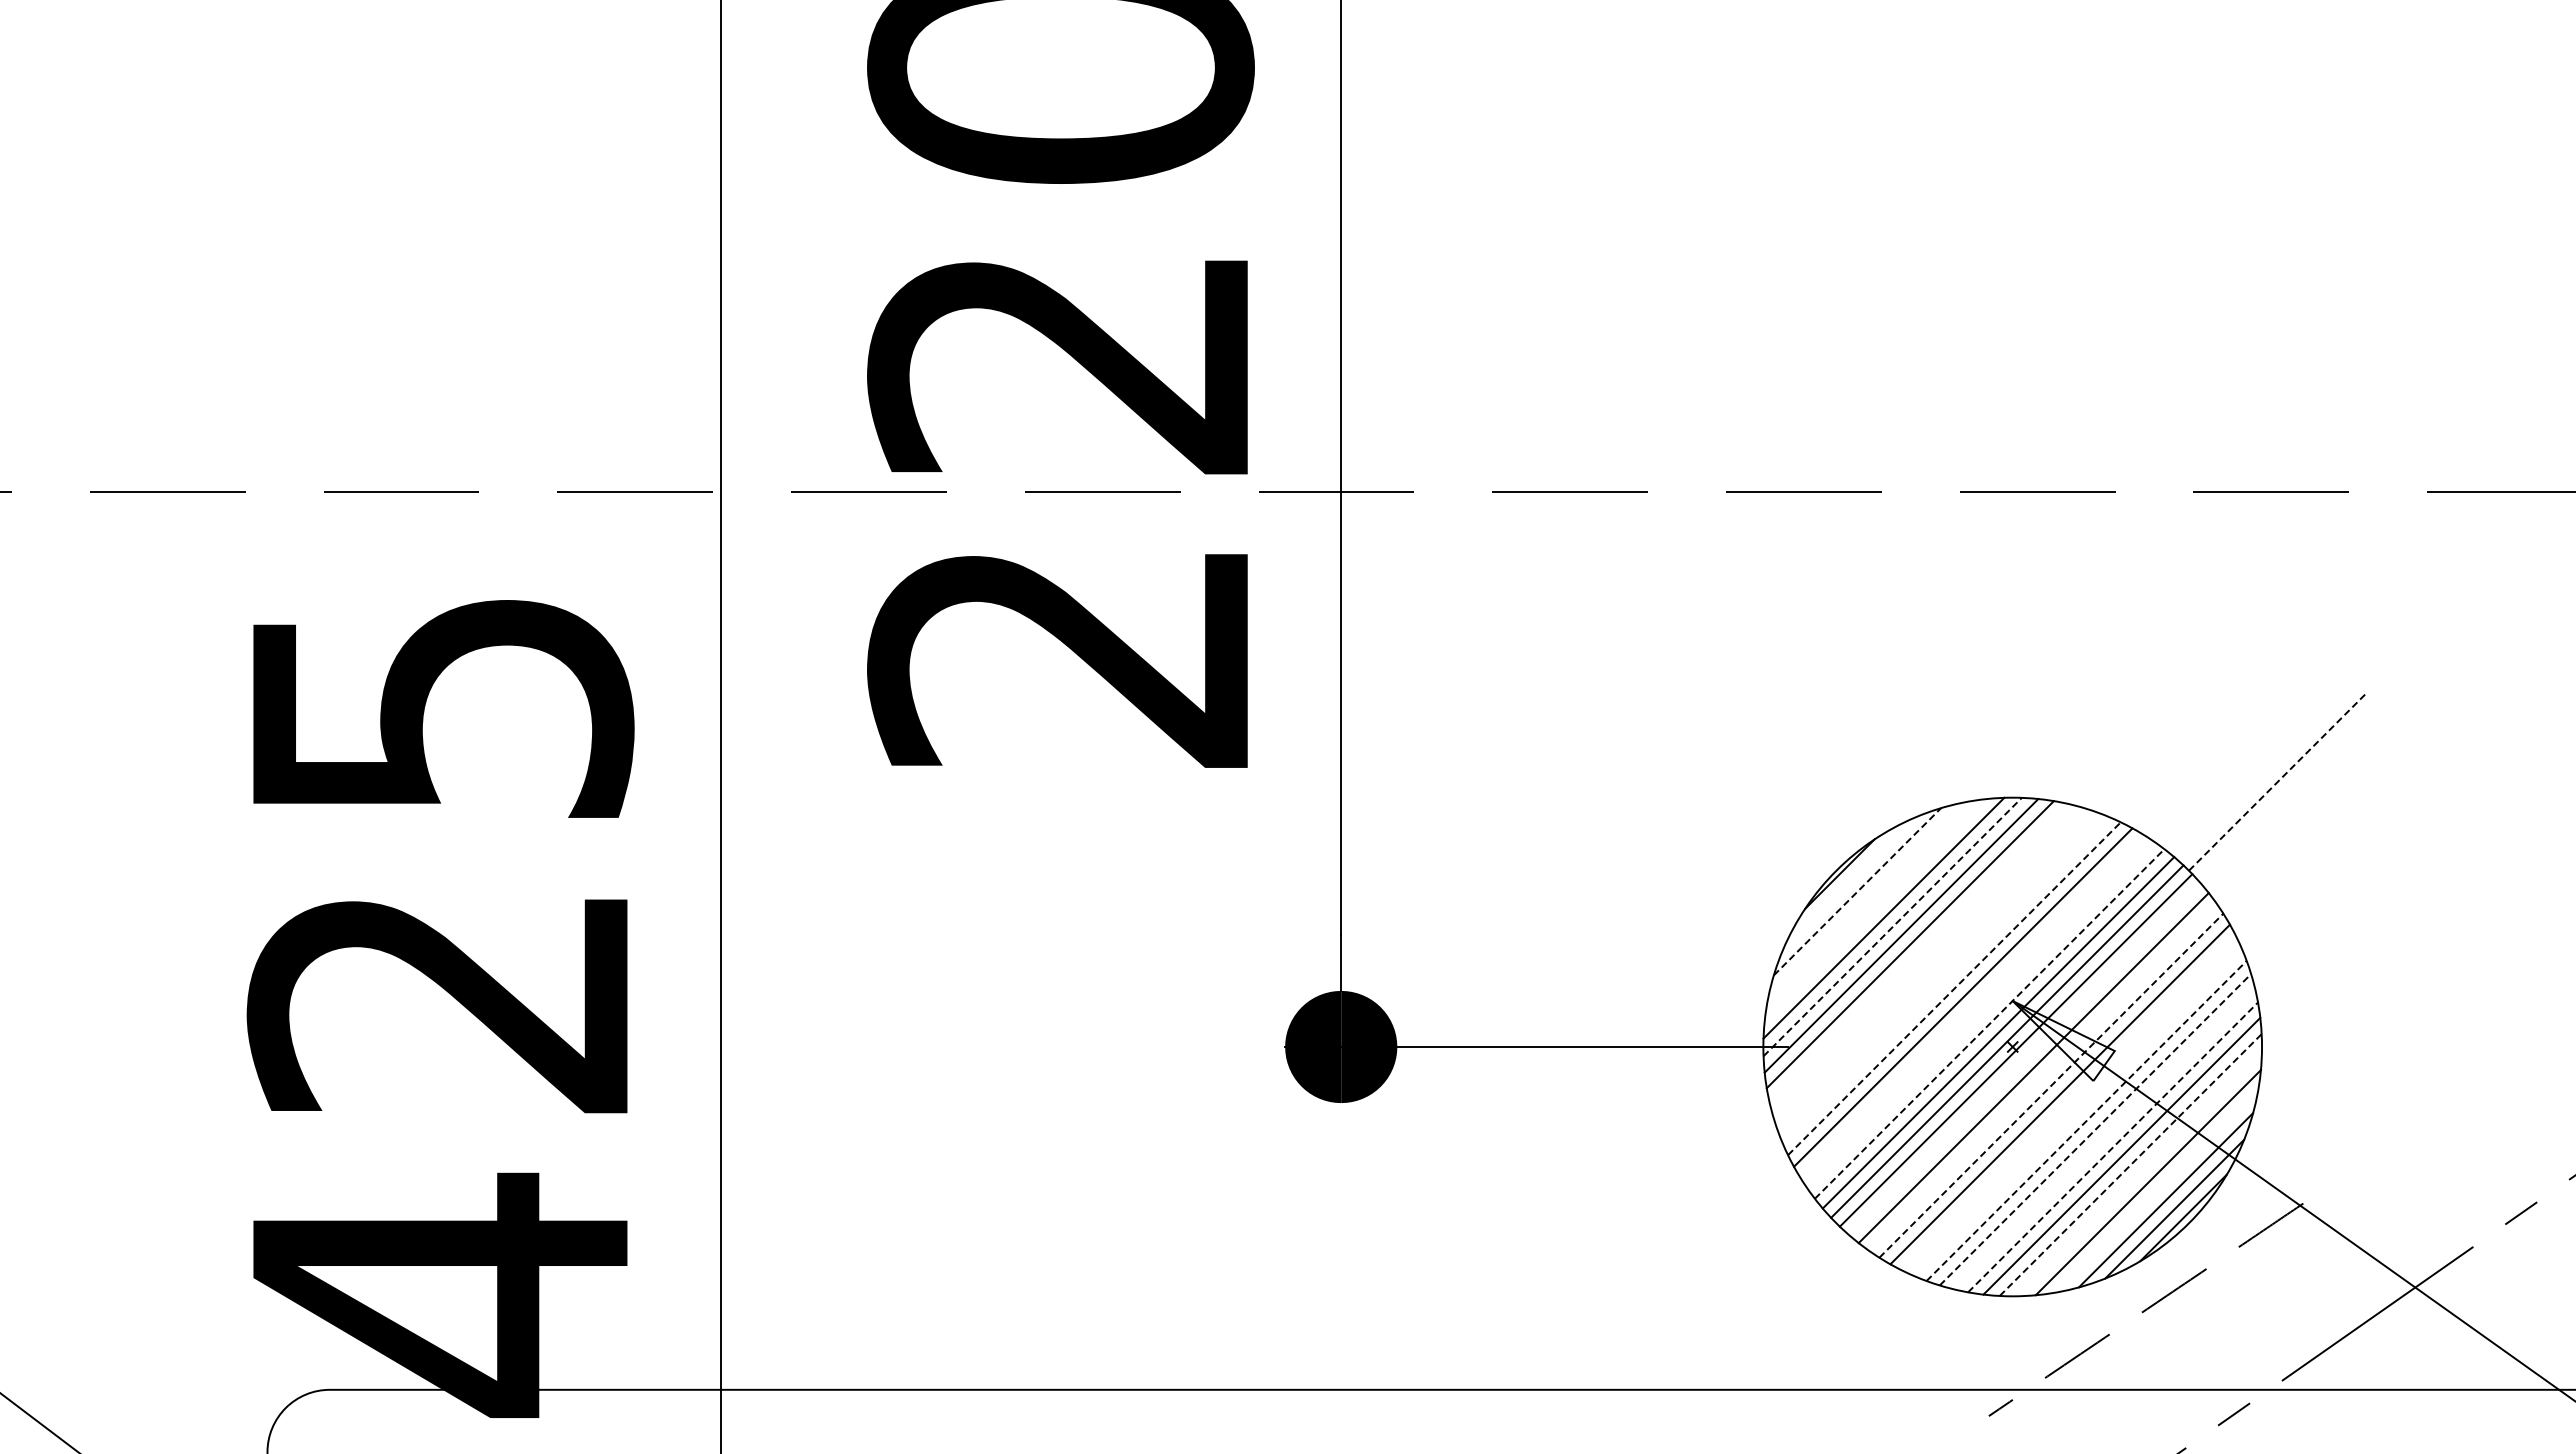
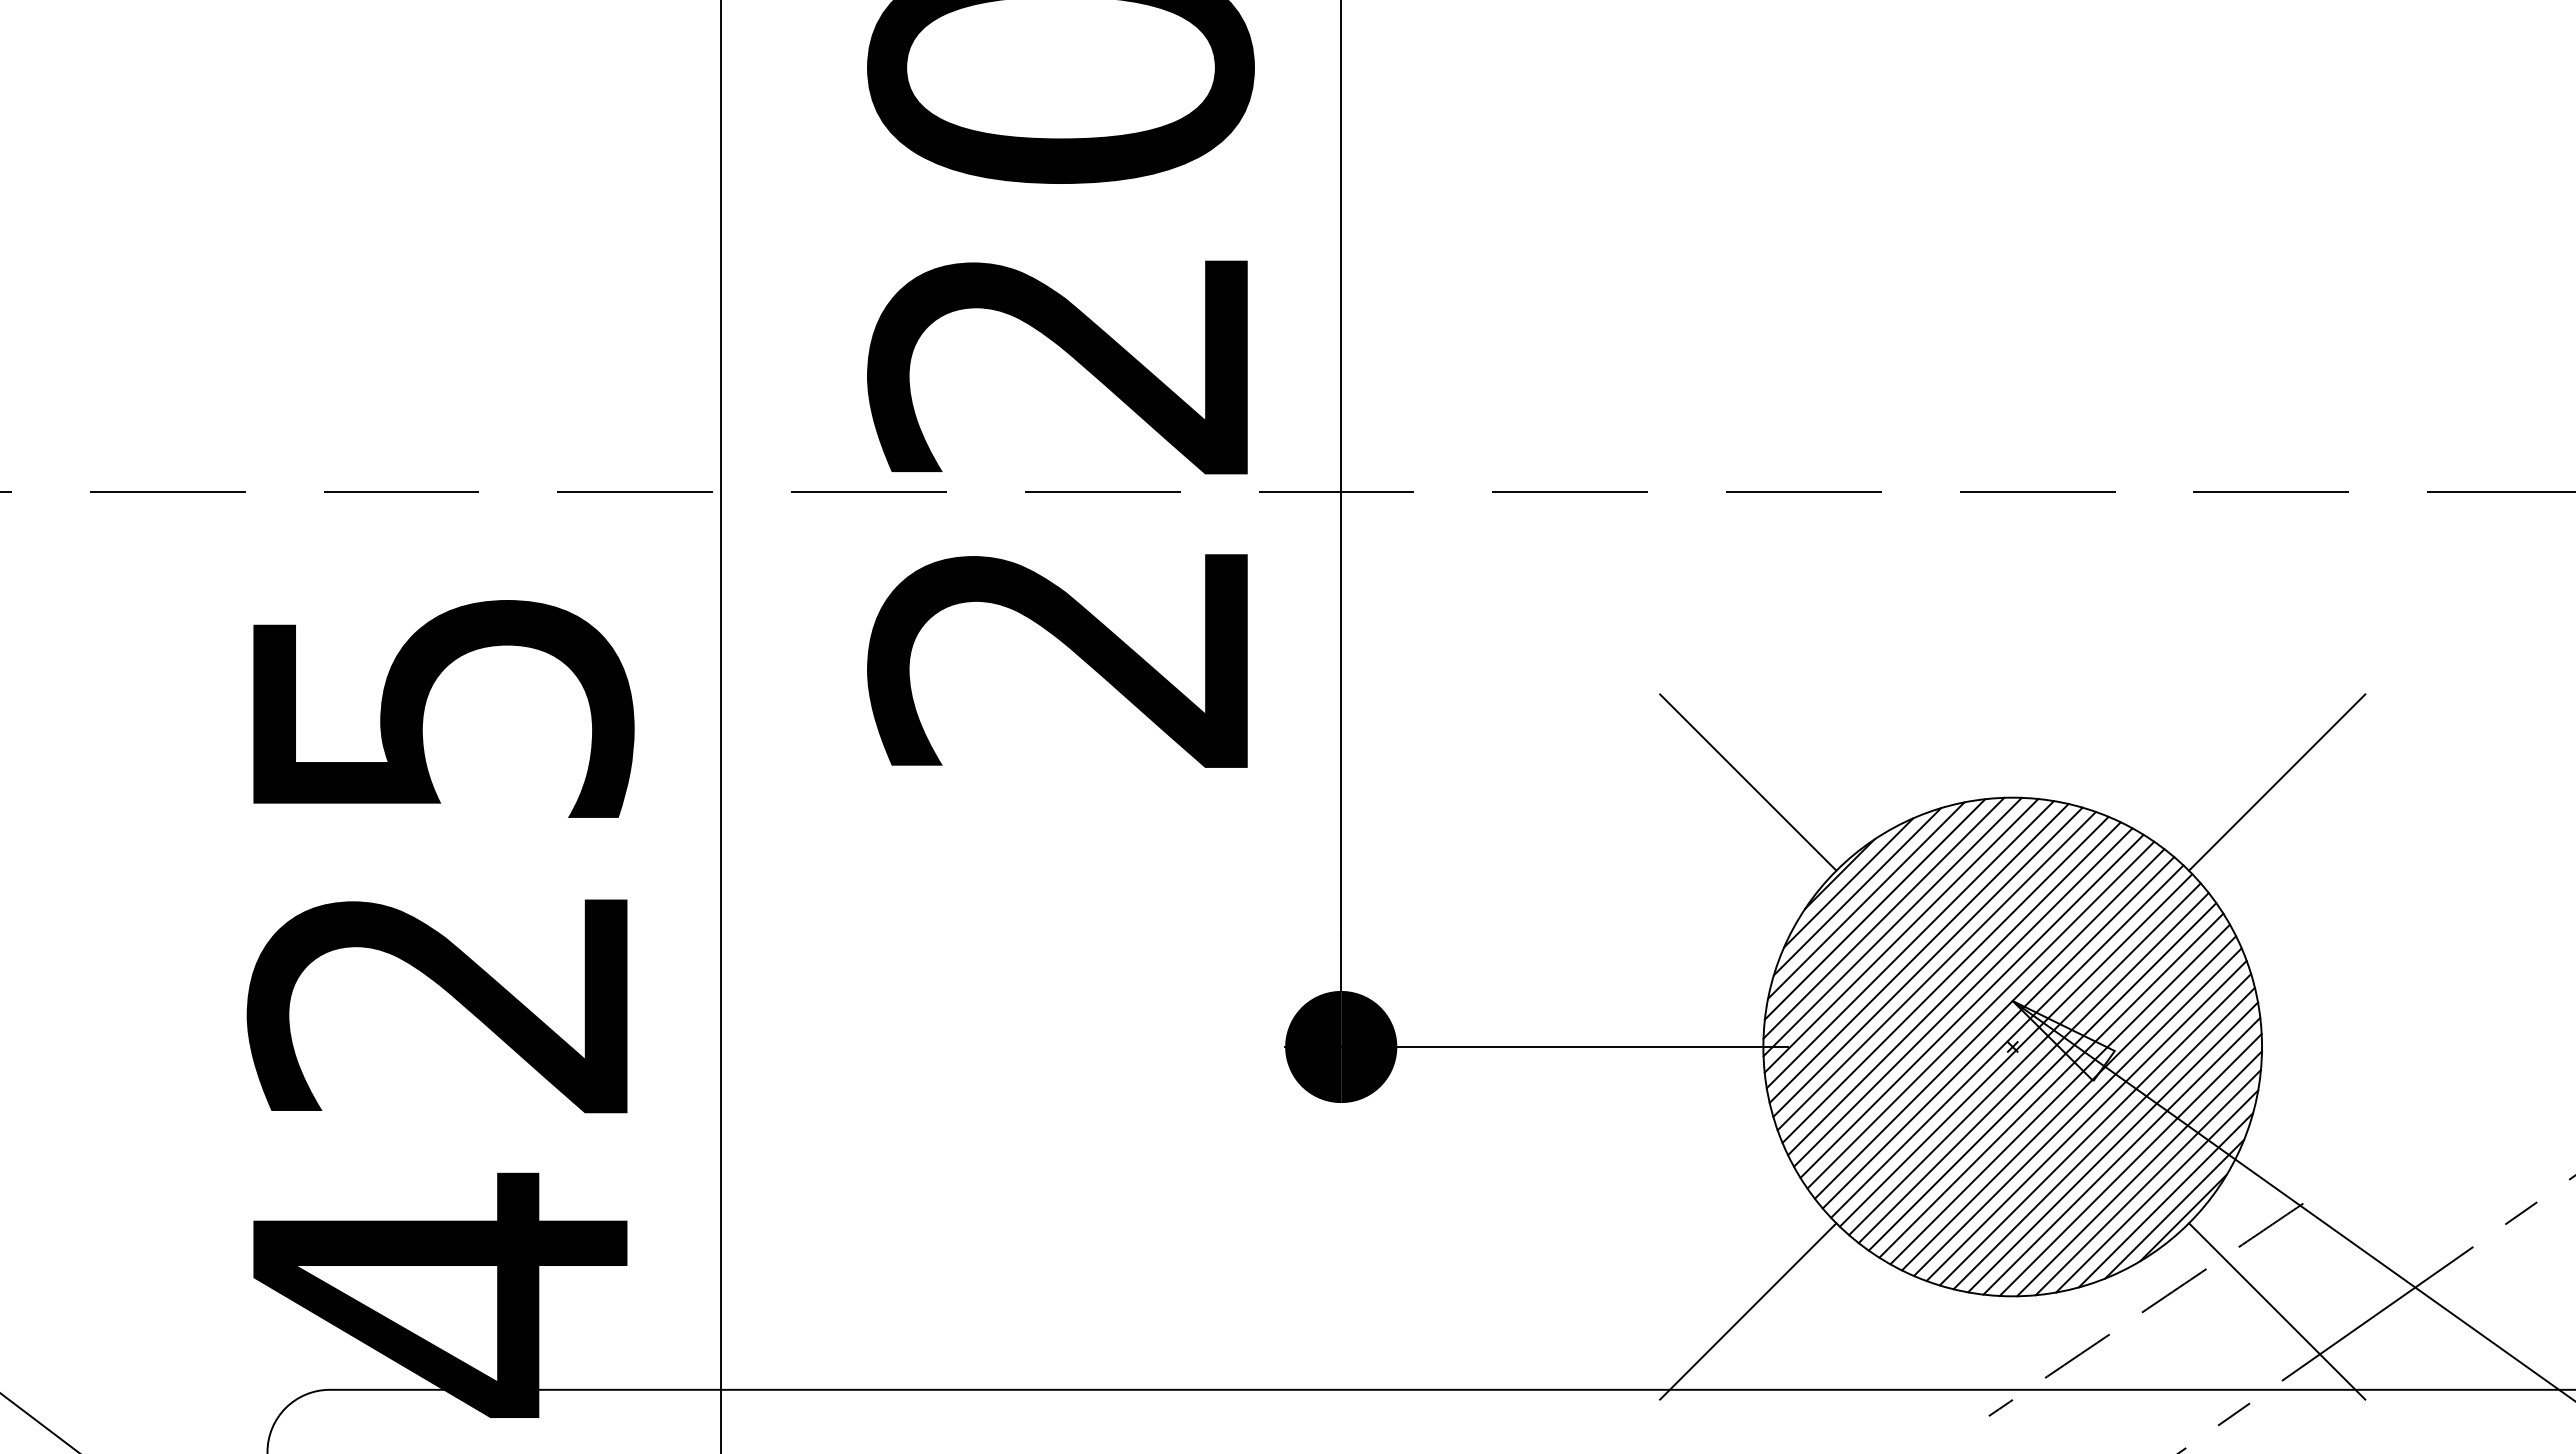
line: none -> present (1748, 782)
line: dashed -> solid (2277, 782)
line: none -> present (1848, 882)
line: dashed -> solid (1857, 891)
line: none -> present (1866, 900)
line: none -> present (1874, 909)
line: dashed -> solid (1892, 927)
line: none -> present (1918, 953)
line: none -> present (1927, 961)
line: none -> present (1936, 970)
line: none -> present (1945, 979)
line: dashed -> solid (1954, 988)
line: none -> present (1971, 1005)
line: none -> present (1980, 1014)
line: dashed -> solid (1990, 1023)
line: none -> present (2024, 1059)
line: none -> present (2042, 1076)
line: dashed -> solid (2051, 1085)
line: none -> present (2069, 1103)
line: none -> present (2077, 1111)
line: dashed -> solid (2087, 1120)
line: dashed -> solid (2095, 1129)
line: none -> present (2103, 1138)
line: dashed -> solid (2113, 1147)
line: dashed -> solid (2131, 1164)
line: none -> present (2139, 1173)
line: none -> present (2157, 1191)
line: none -> present (1748, 1311)
line: none -> present (2277, 1311)
